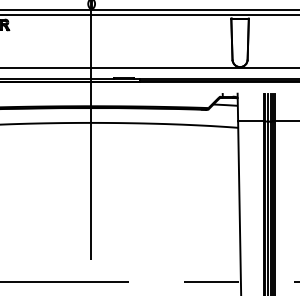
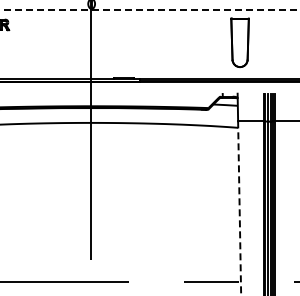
line: solid -> dashed (149, 9)
line: present -> none (149, 15)
line: present -> none (149, 68)
line: solid -> dashed (239, 208)
